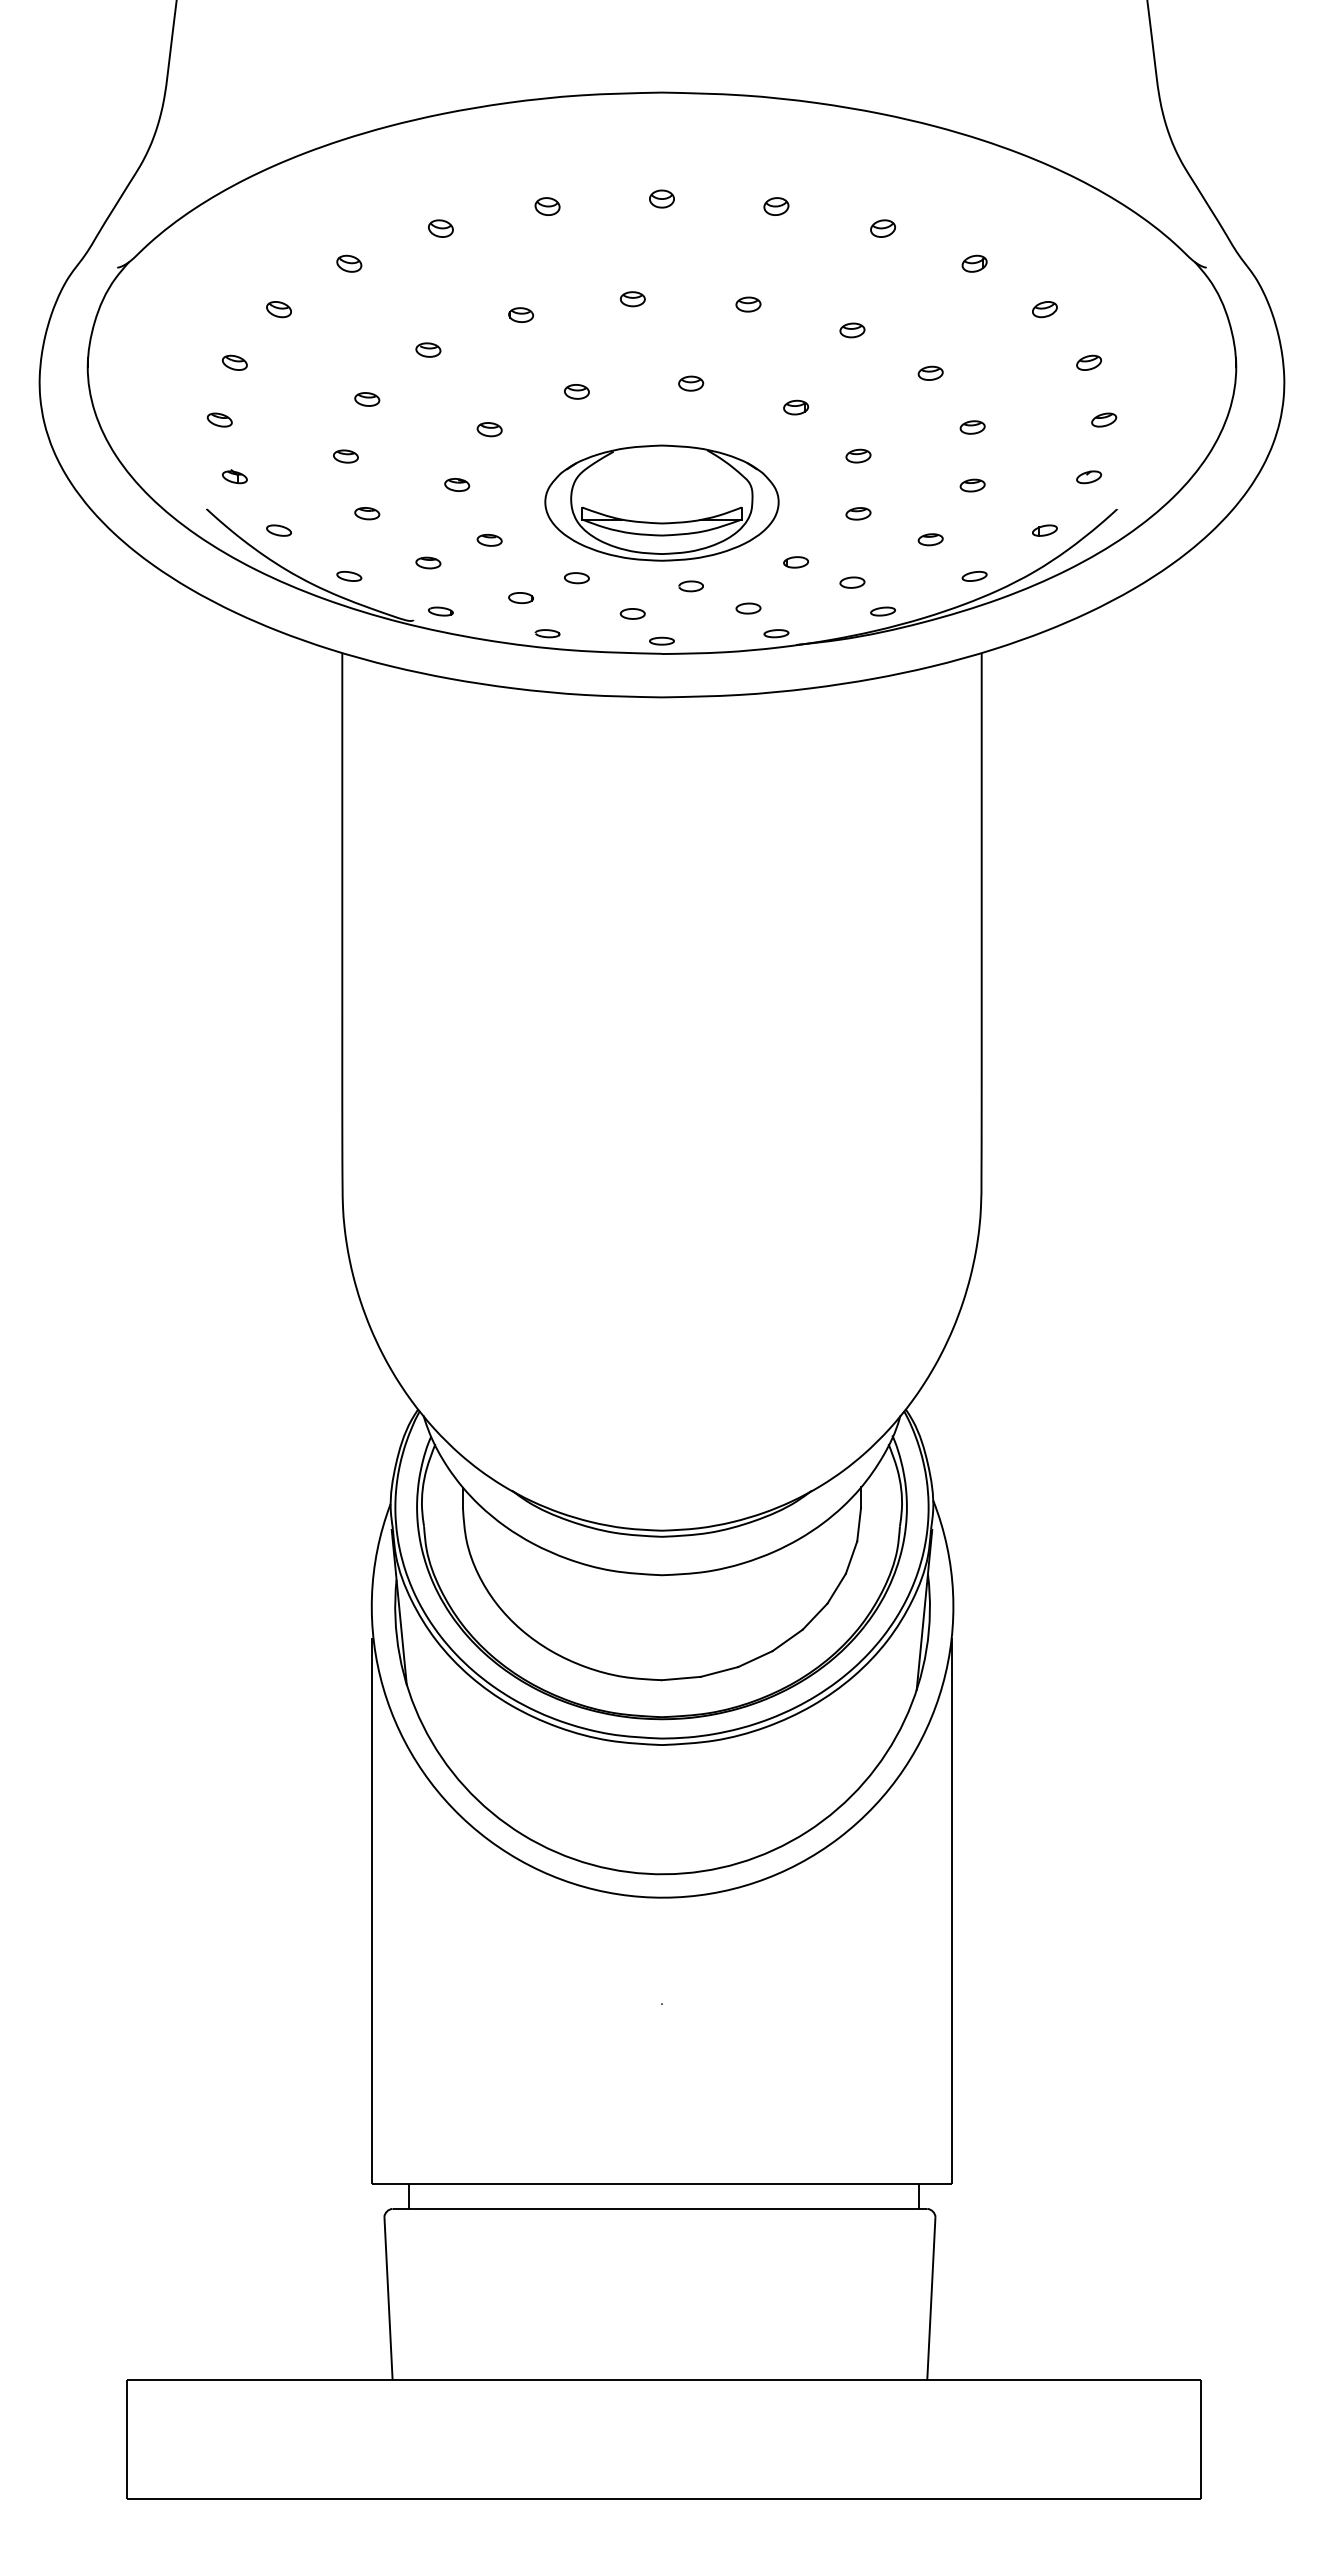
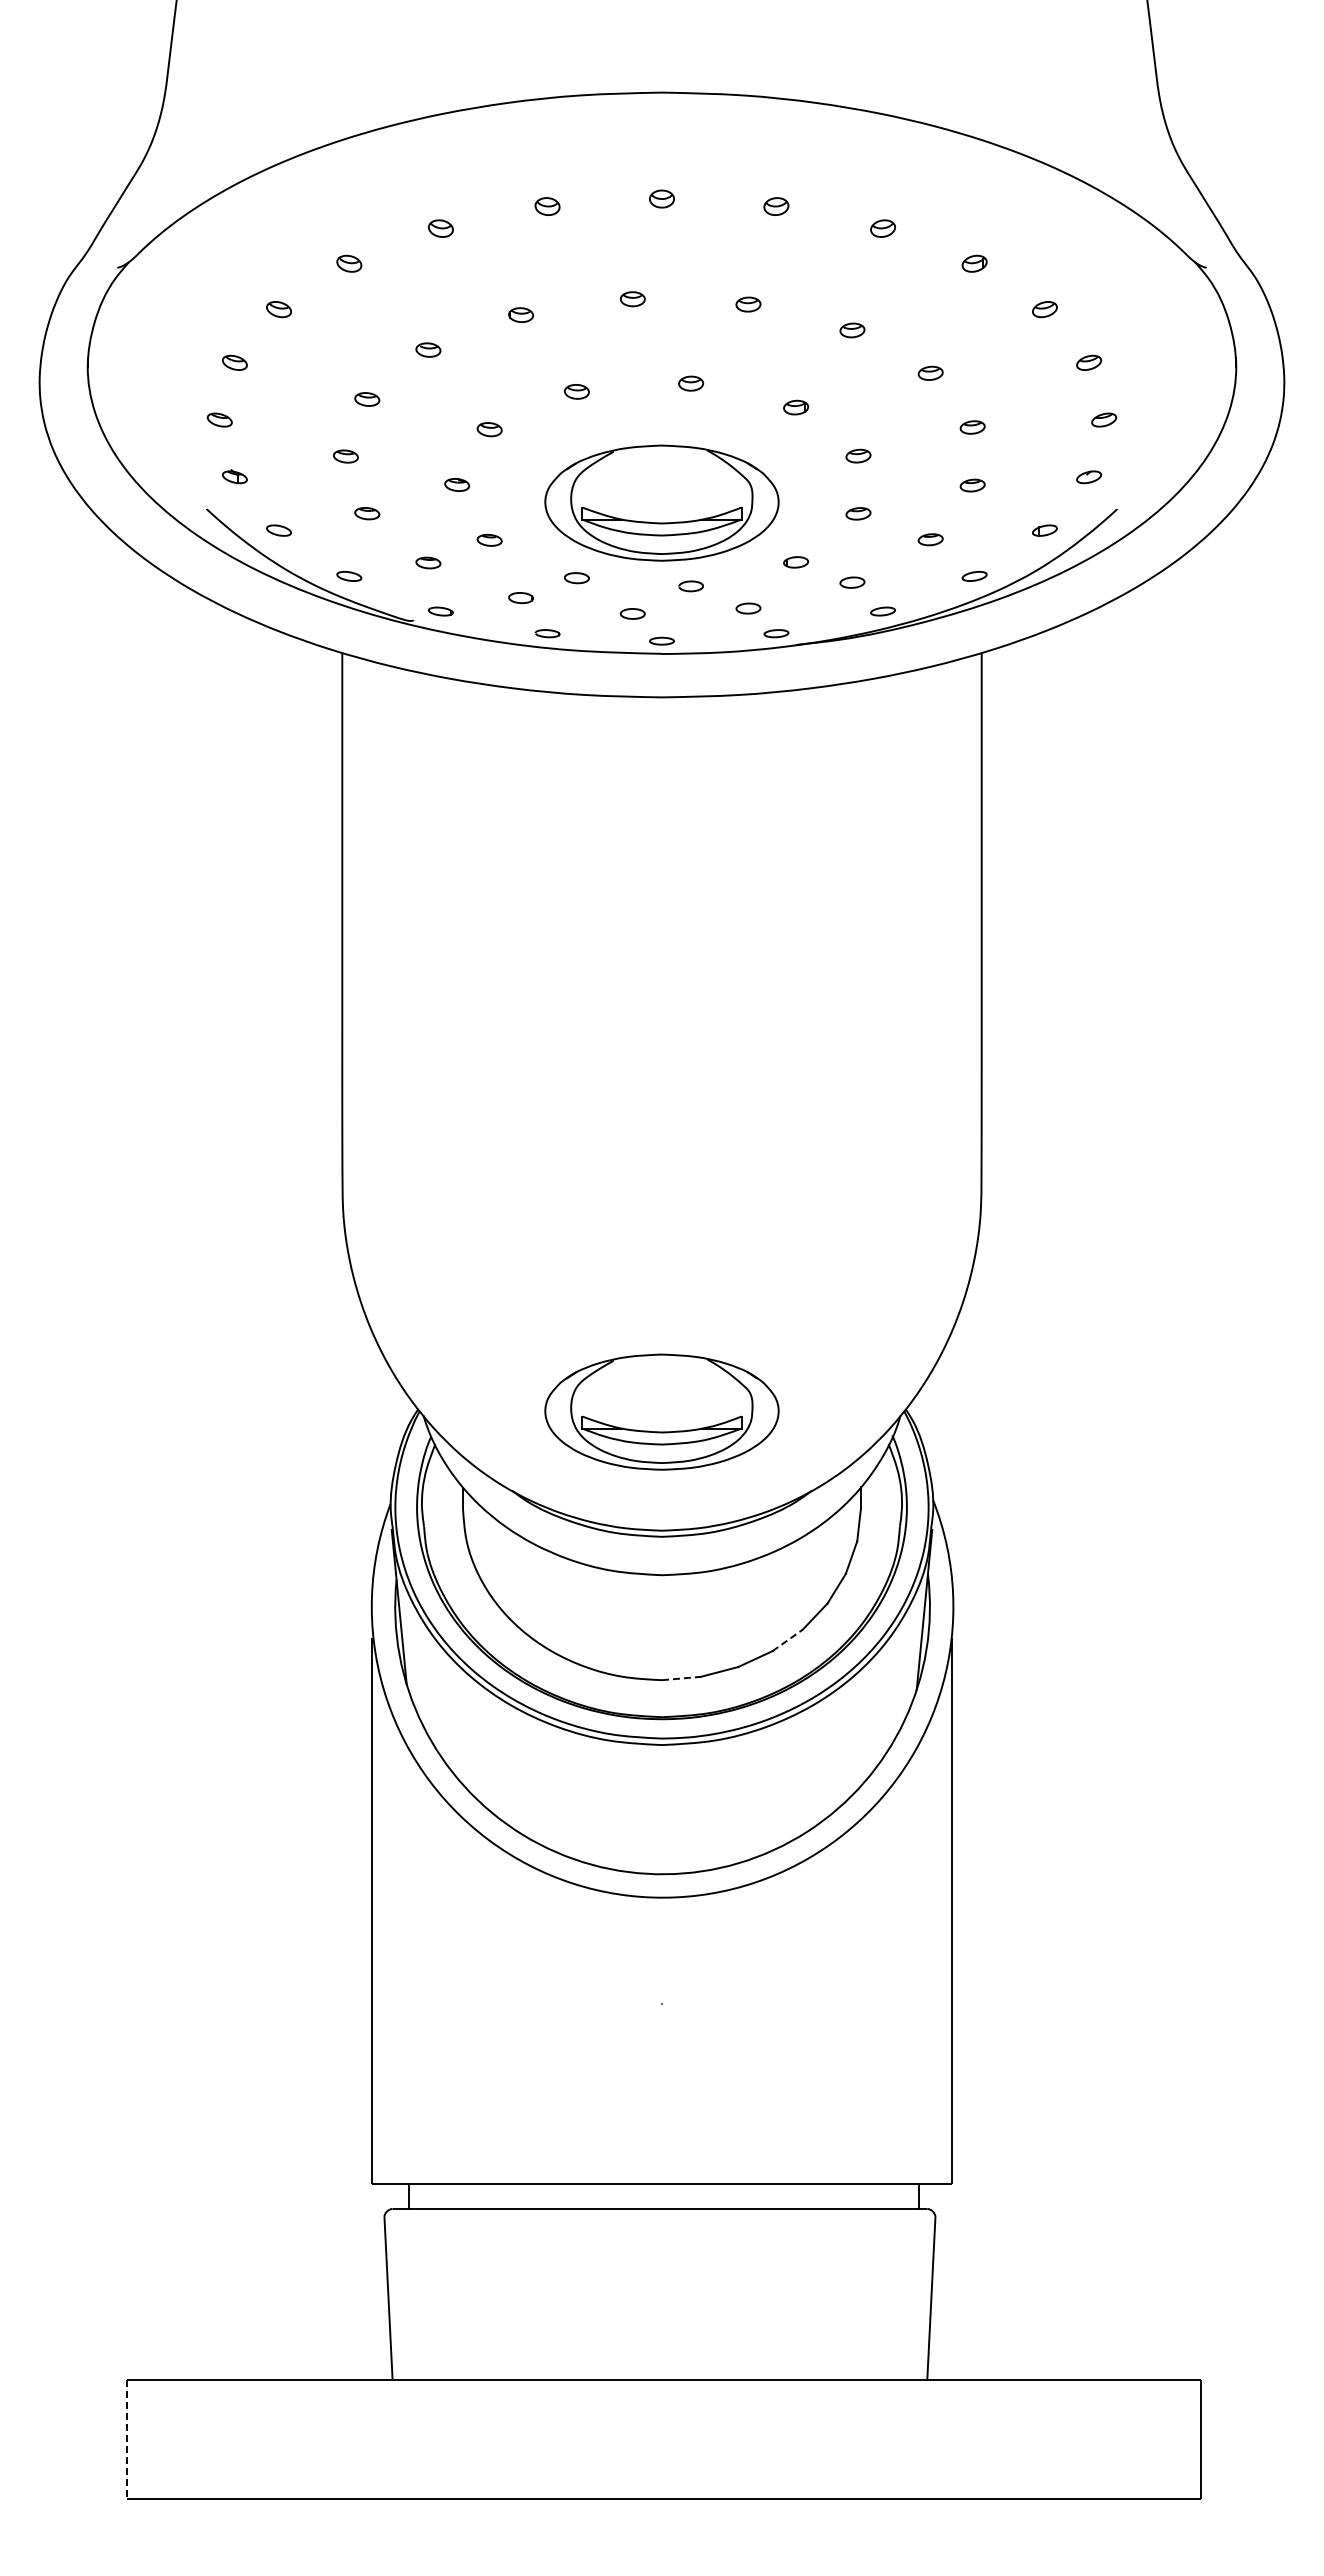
part: none -> present (661, 1411)
line: solid -> dashed (788, 1640)
line: solid -> dashed (681, 1678)
line: solid -> dashed (127, 2440)
